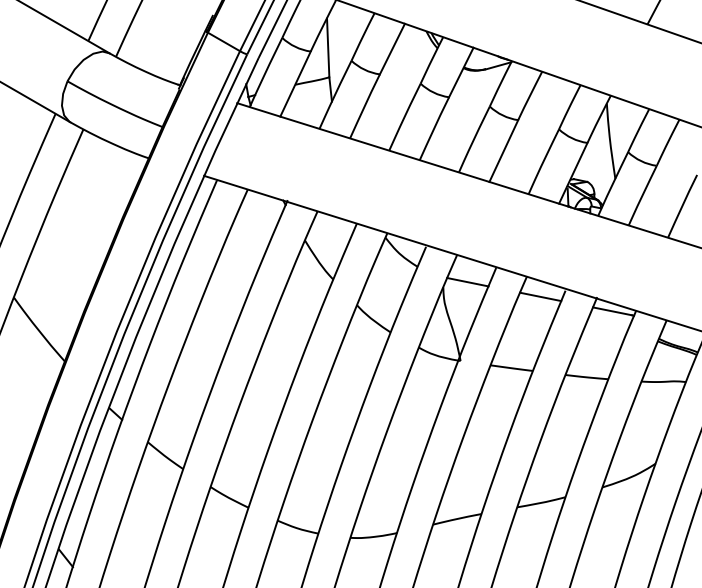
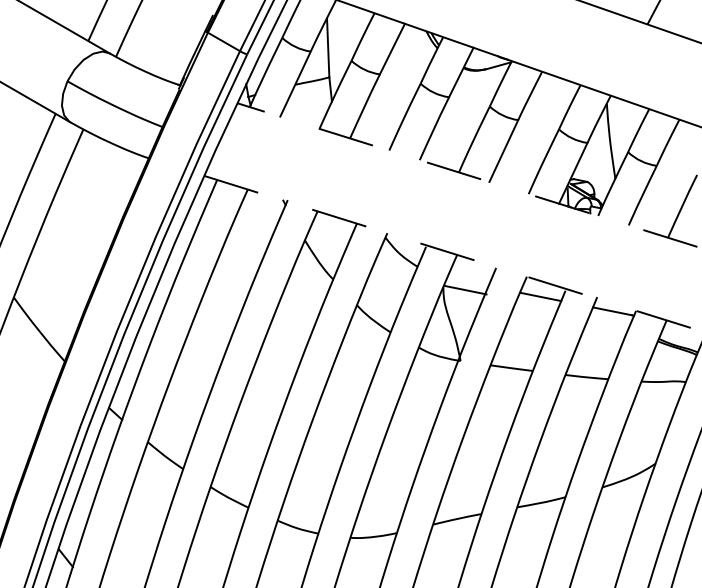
line: solid -> dashed (468, 175)
line: solid -> dashed (452, 253)
line position: (467, 282) -> (465, 290) (465, 290)
